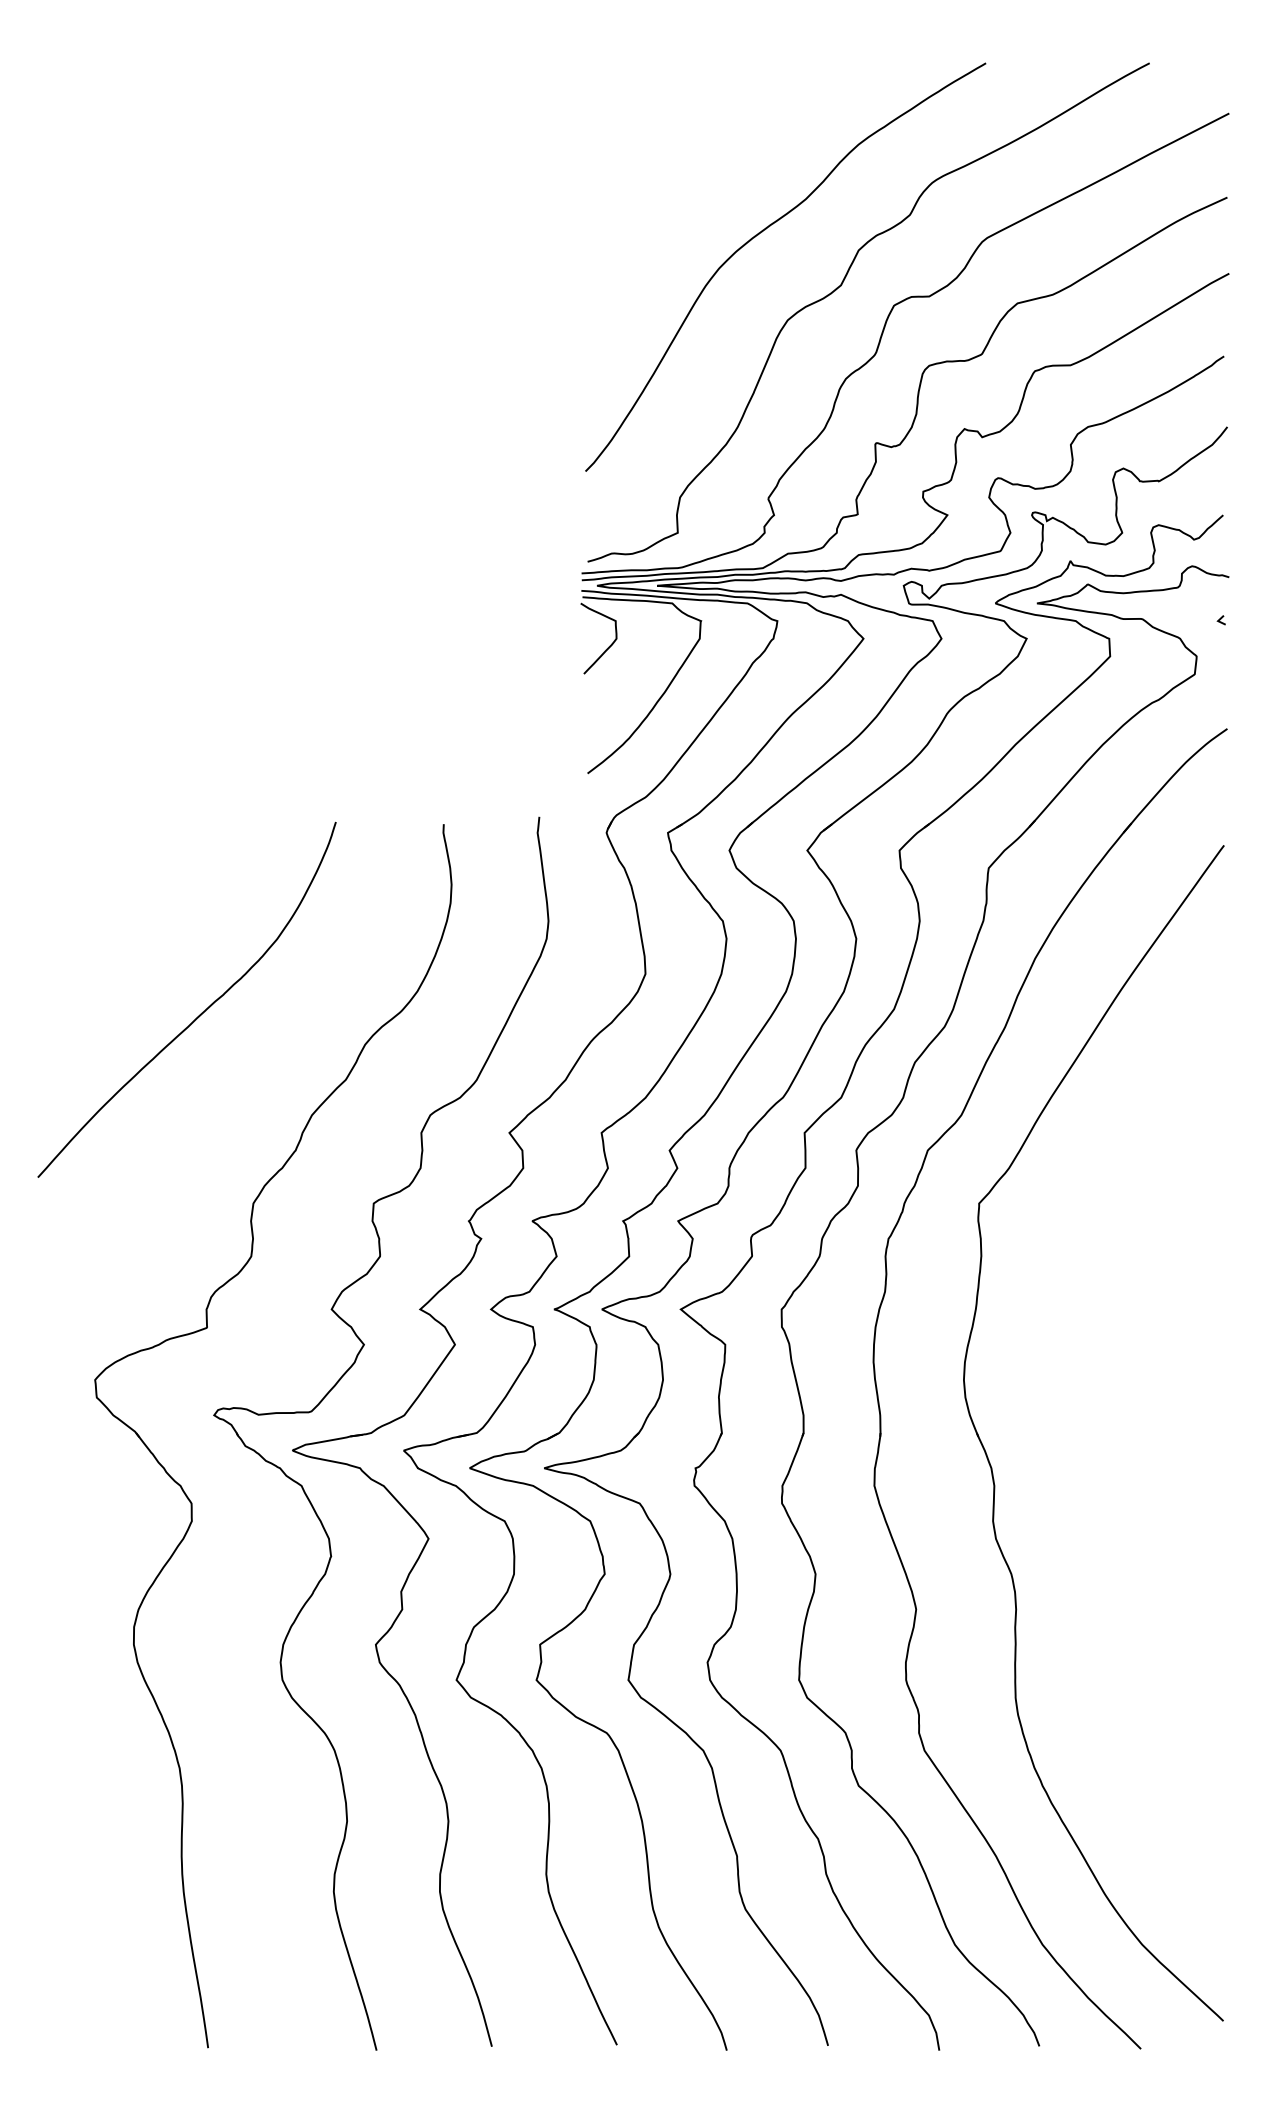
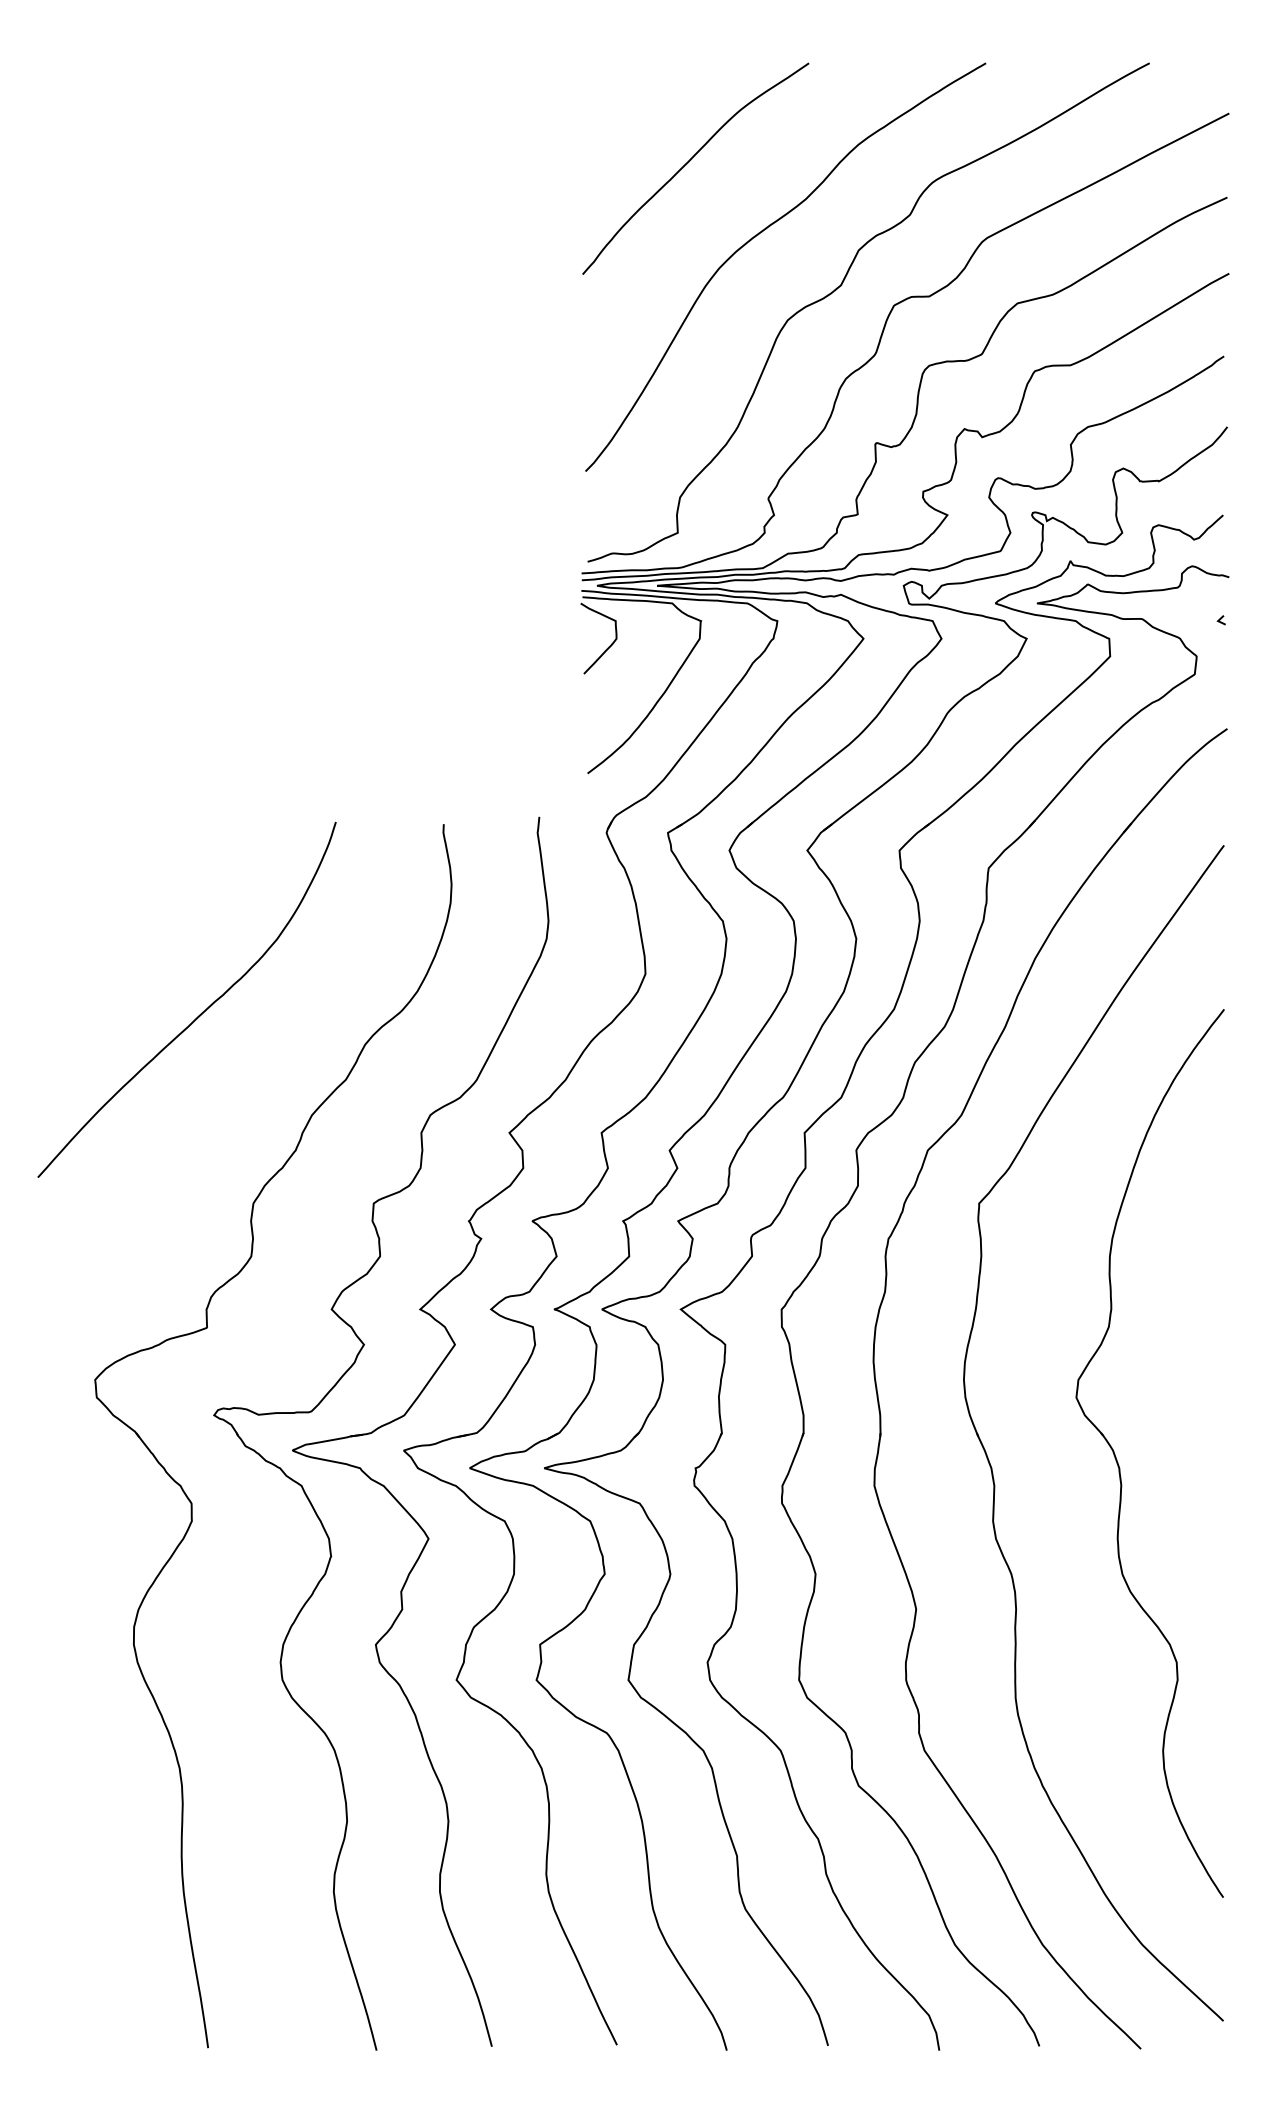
curve: none -> present (689, 162)
part: none -> present (1118, 1462)
